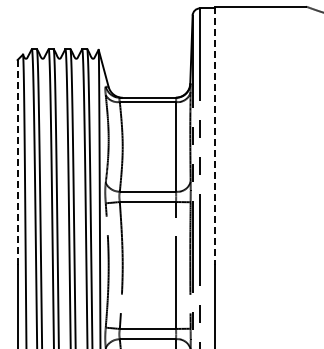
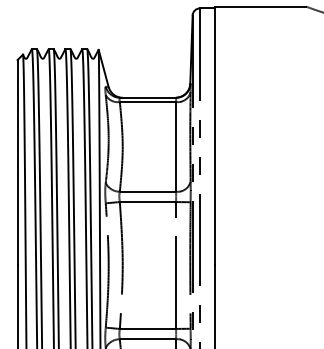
line: dashed -> solid (214, 136)
line: dashed -> solid (17, 162)
